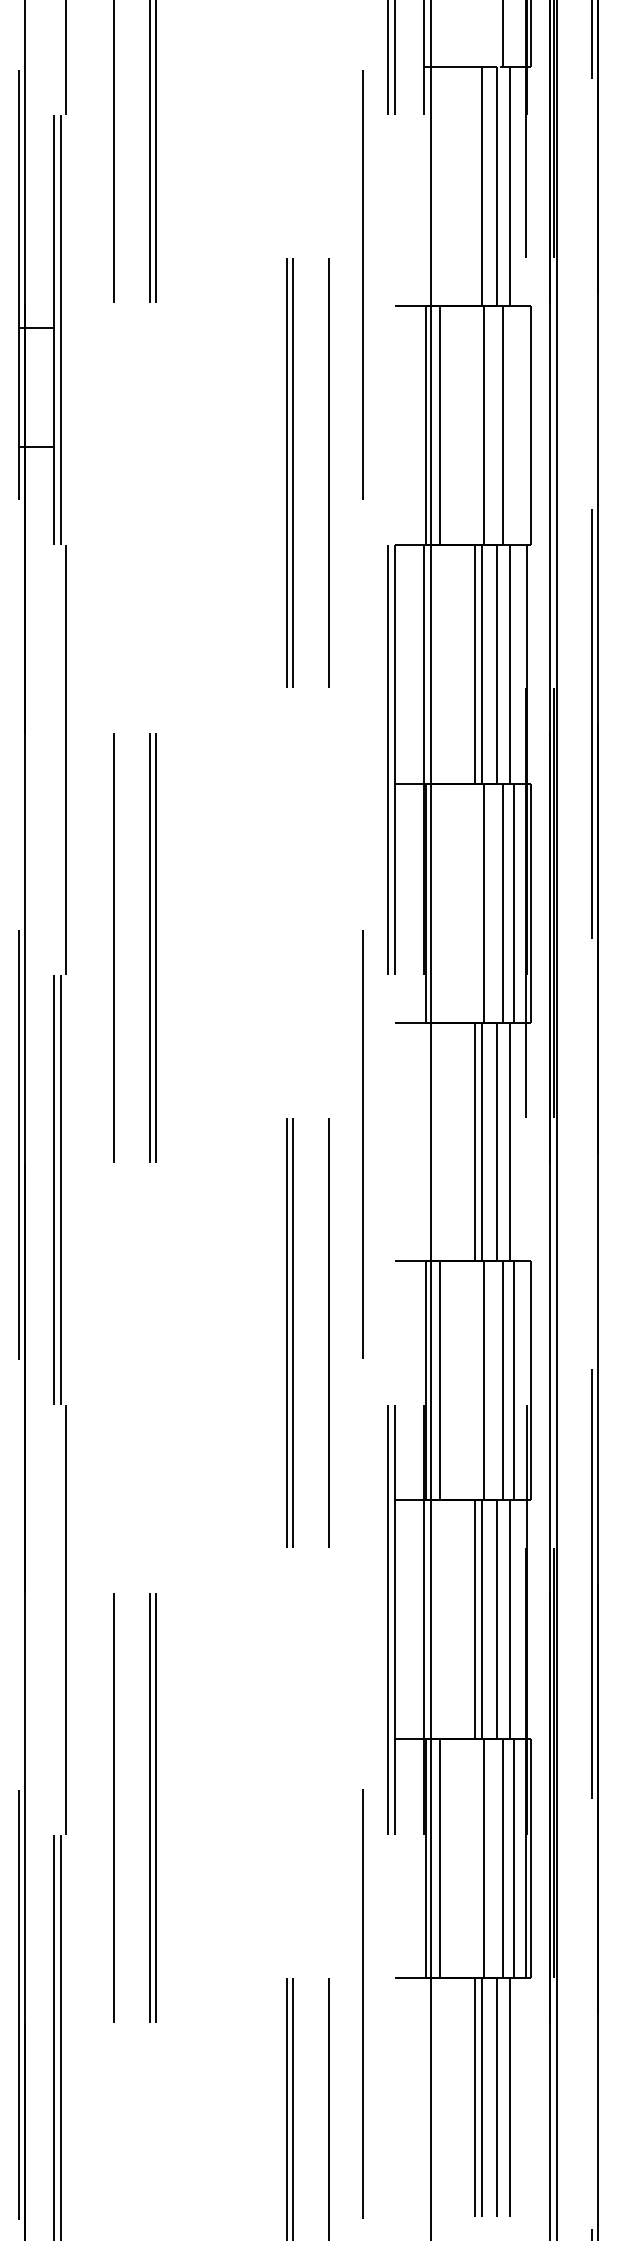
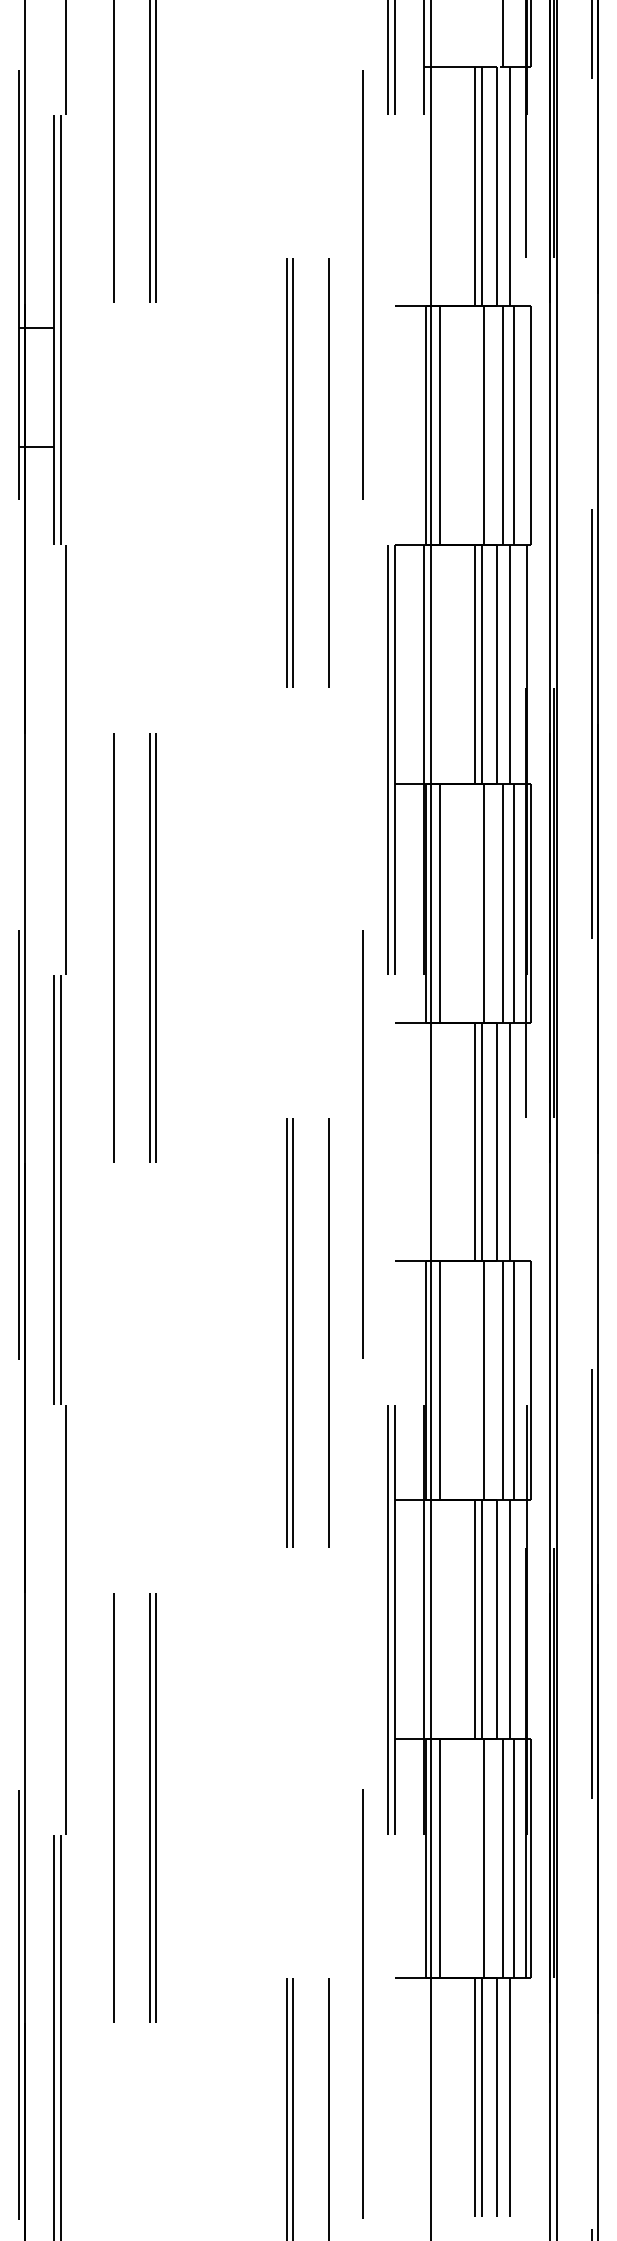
line: none -> present (475, 186)
line: none -> present (514, 425)
line: none -> present (439, 902)
